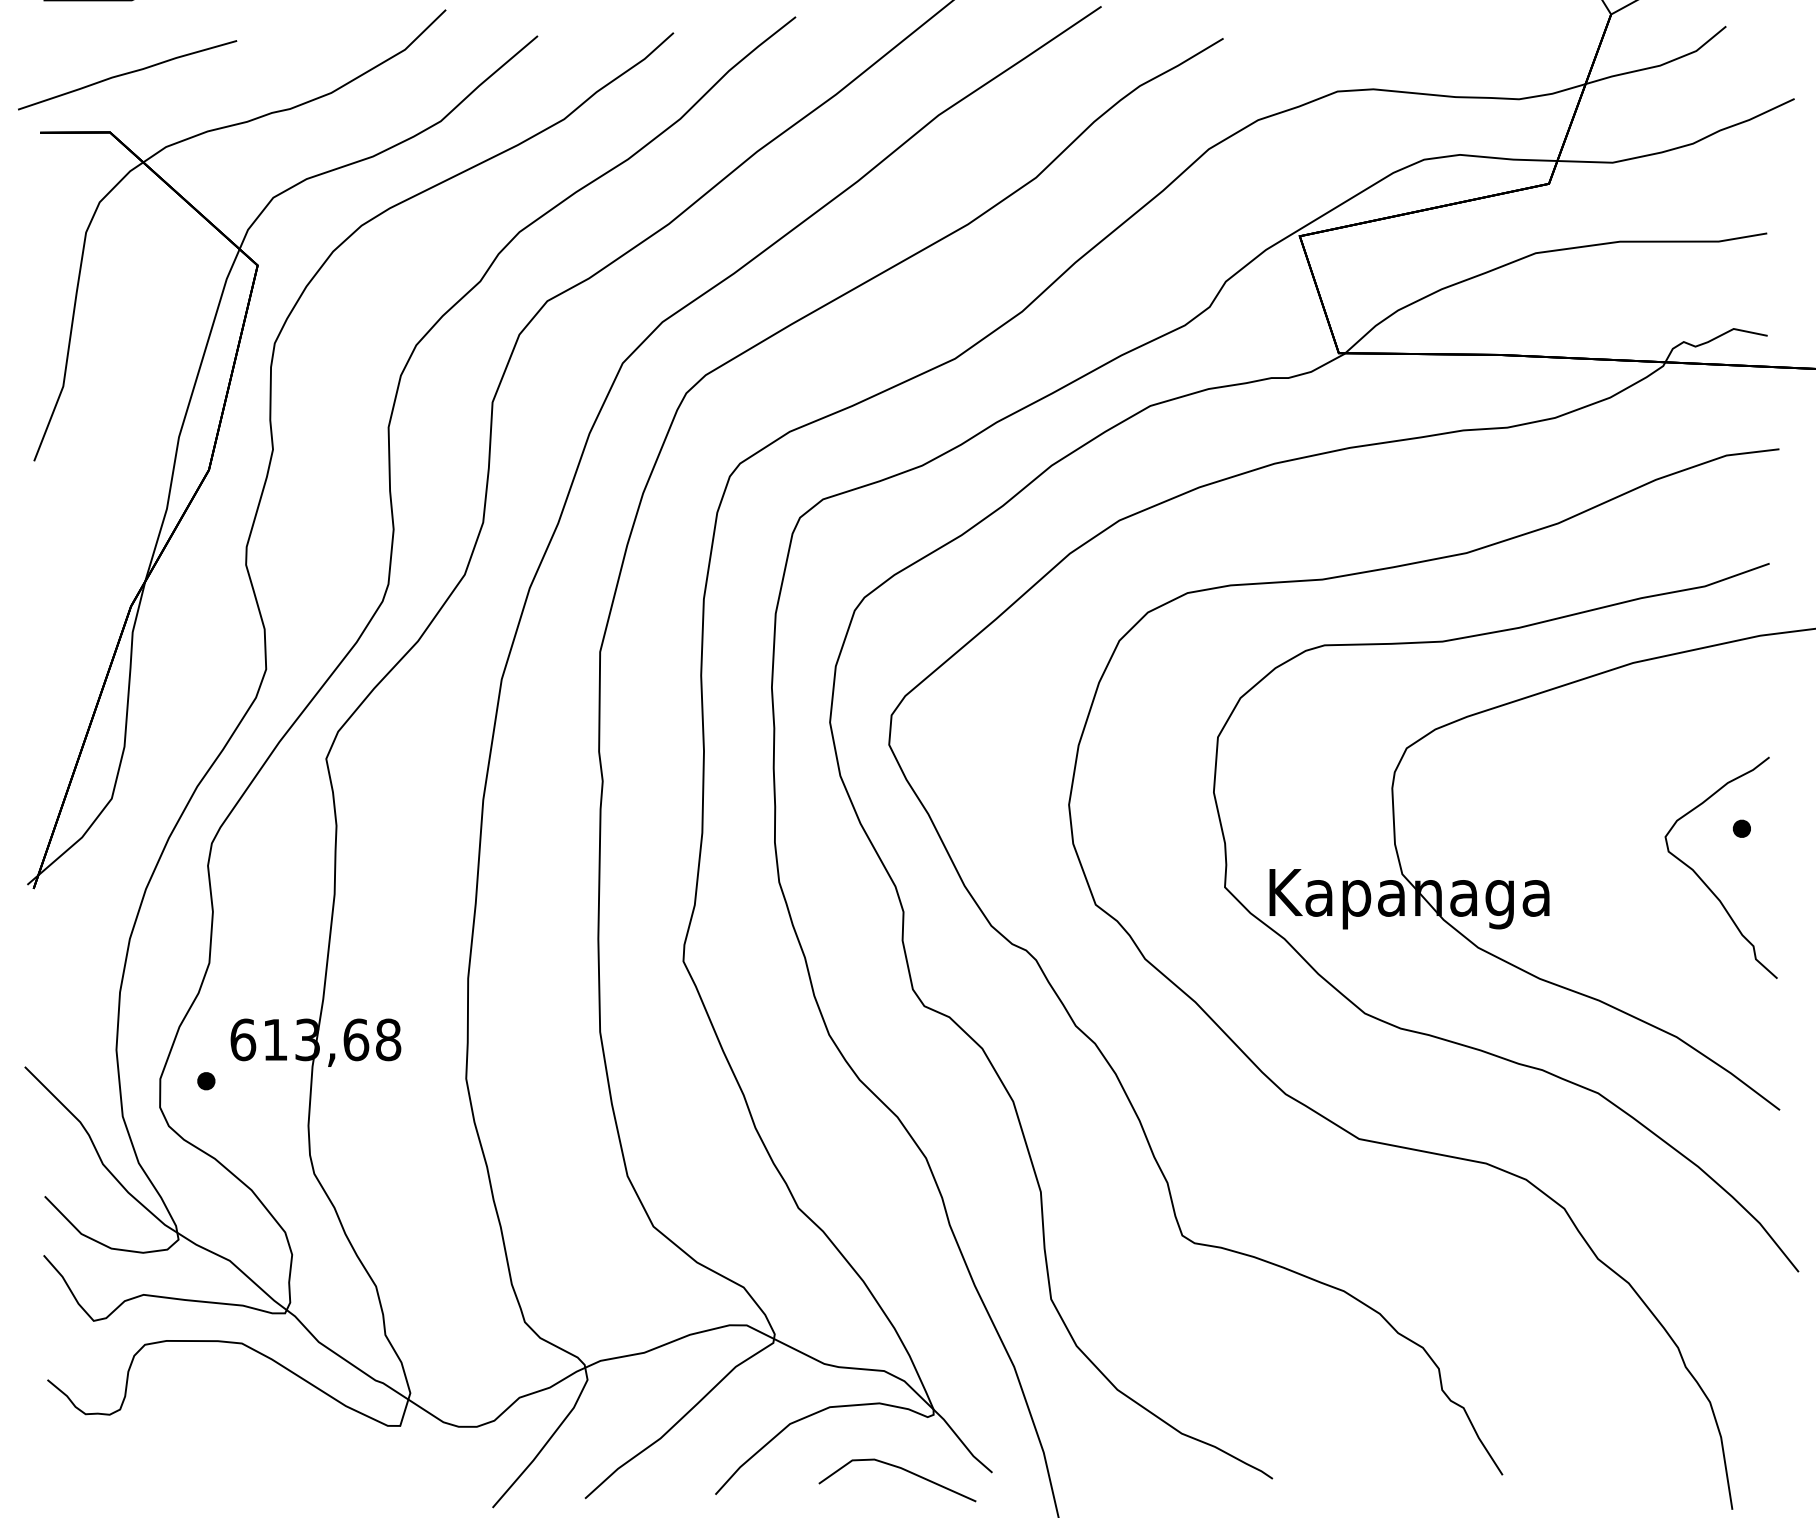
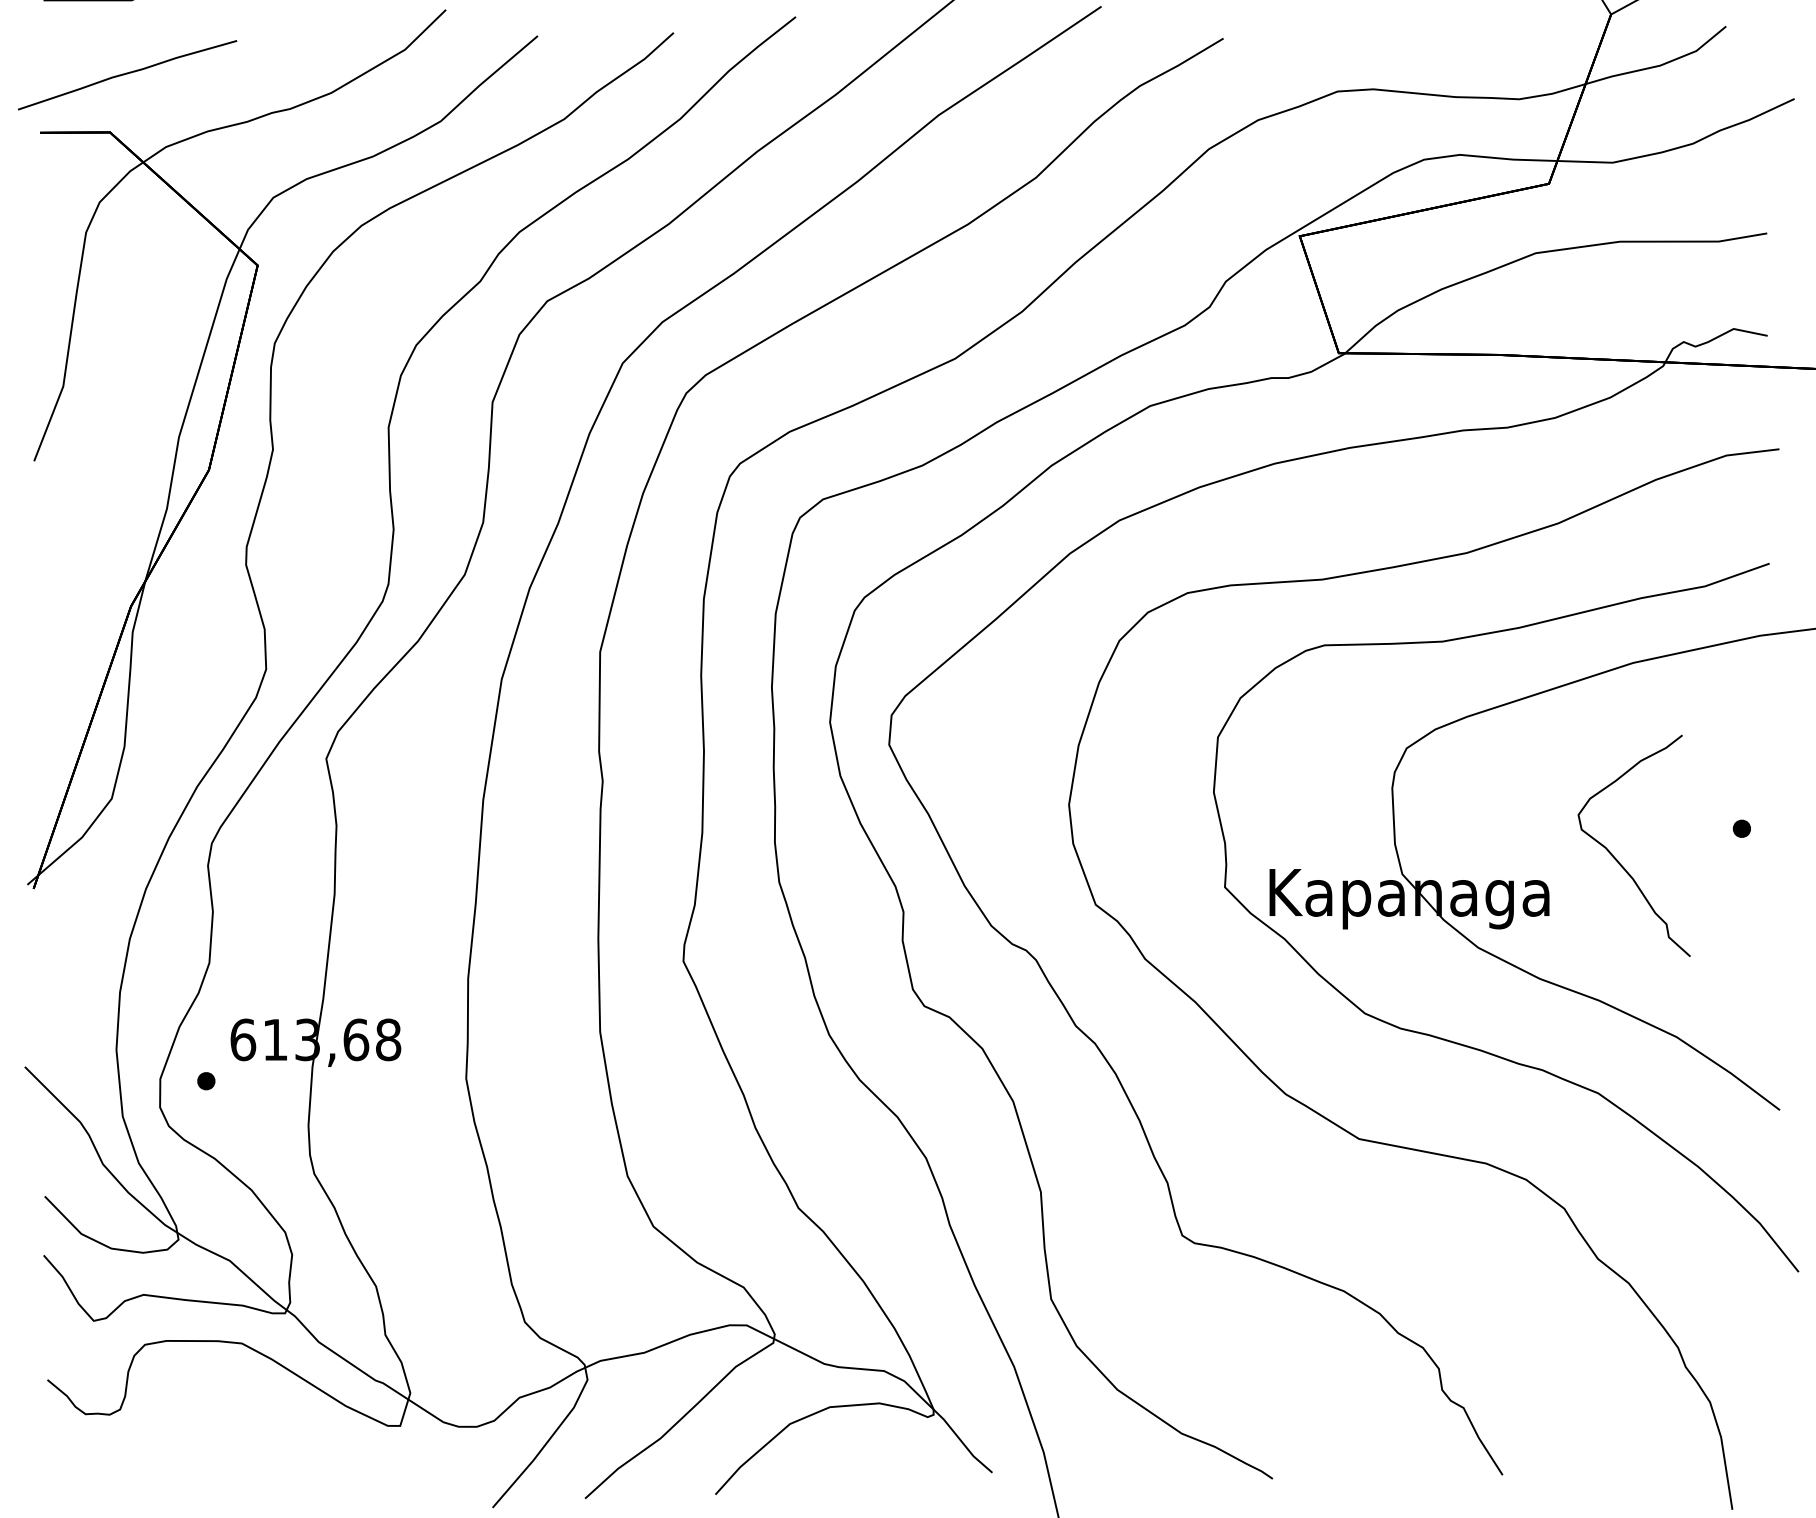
curve position: (1705, 882) -> (1618, 860) (1618, 860)
line: present -> none (903, 1470)
